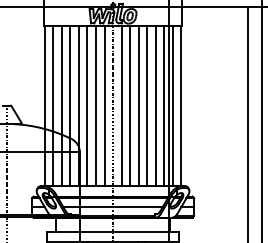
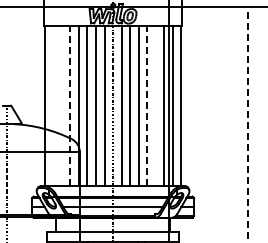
line: present -> none (53, 105)
line: present -> none (61, 105)
line: solid -> dashed (70, 105)
line: solid -> dashed (147, 105)
line: present -> none (155, 105)
line: present -> none (261, 120)
line: solid -> dashed (247, 124)
